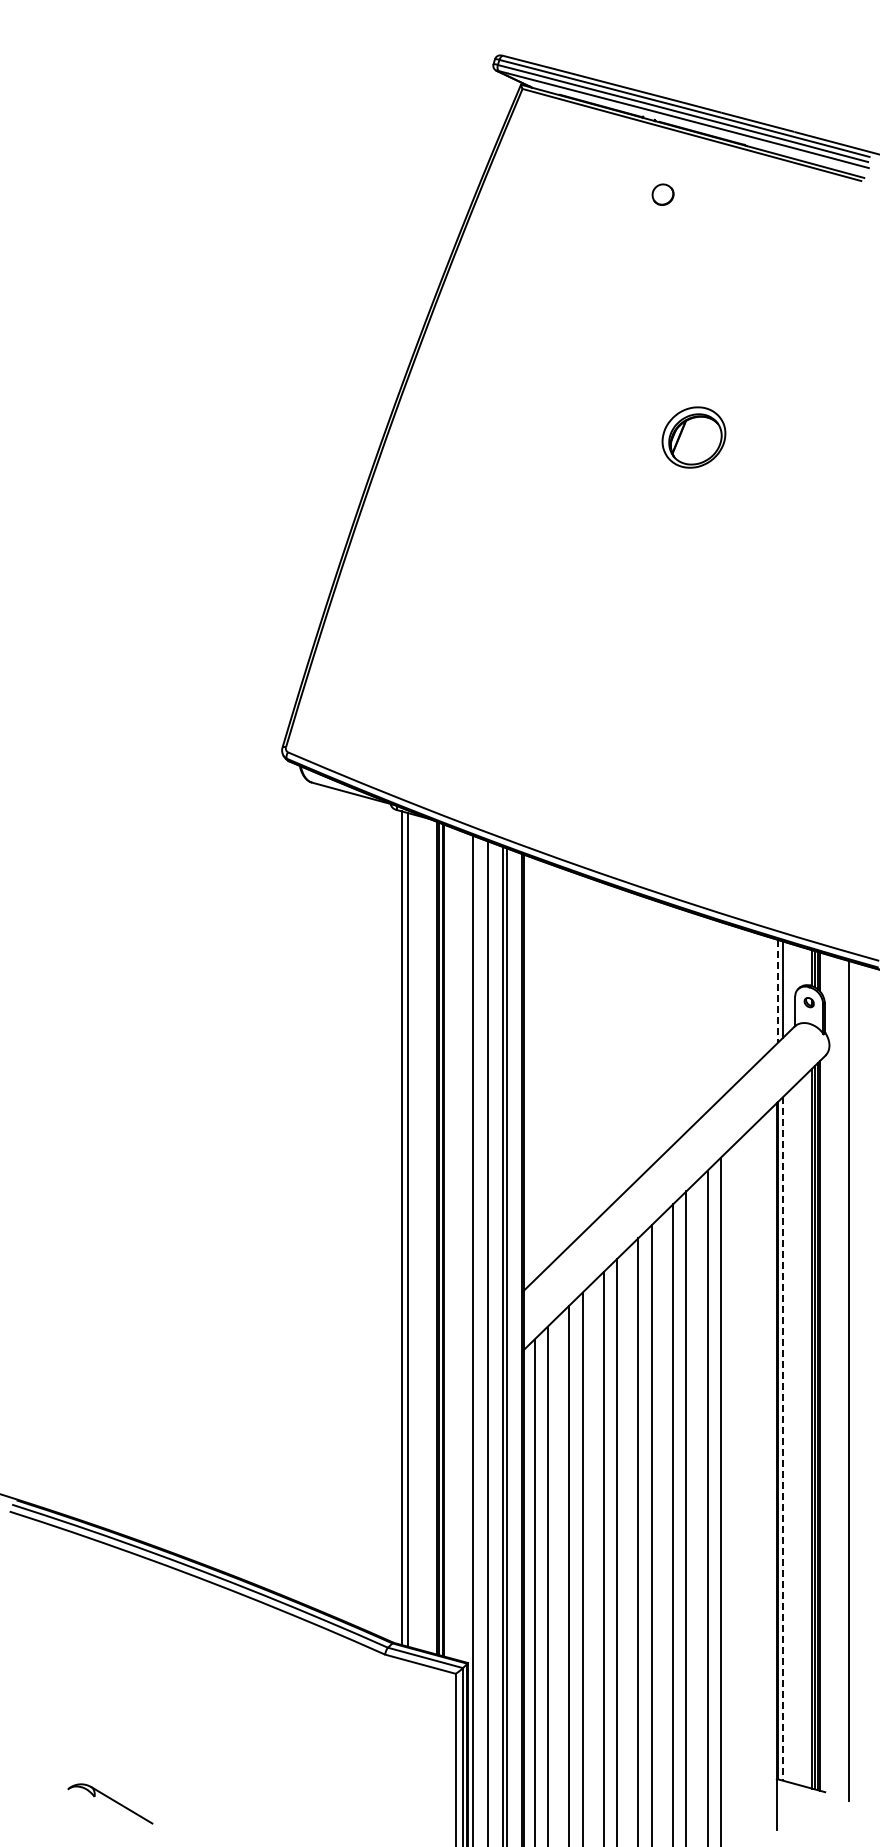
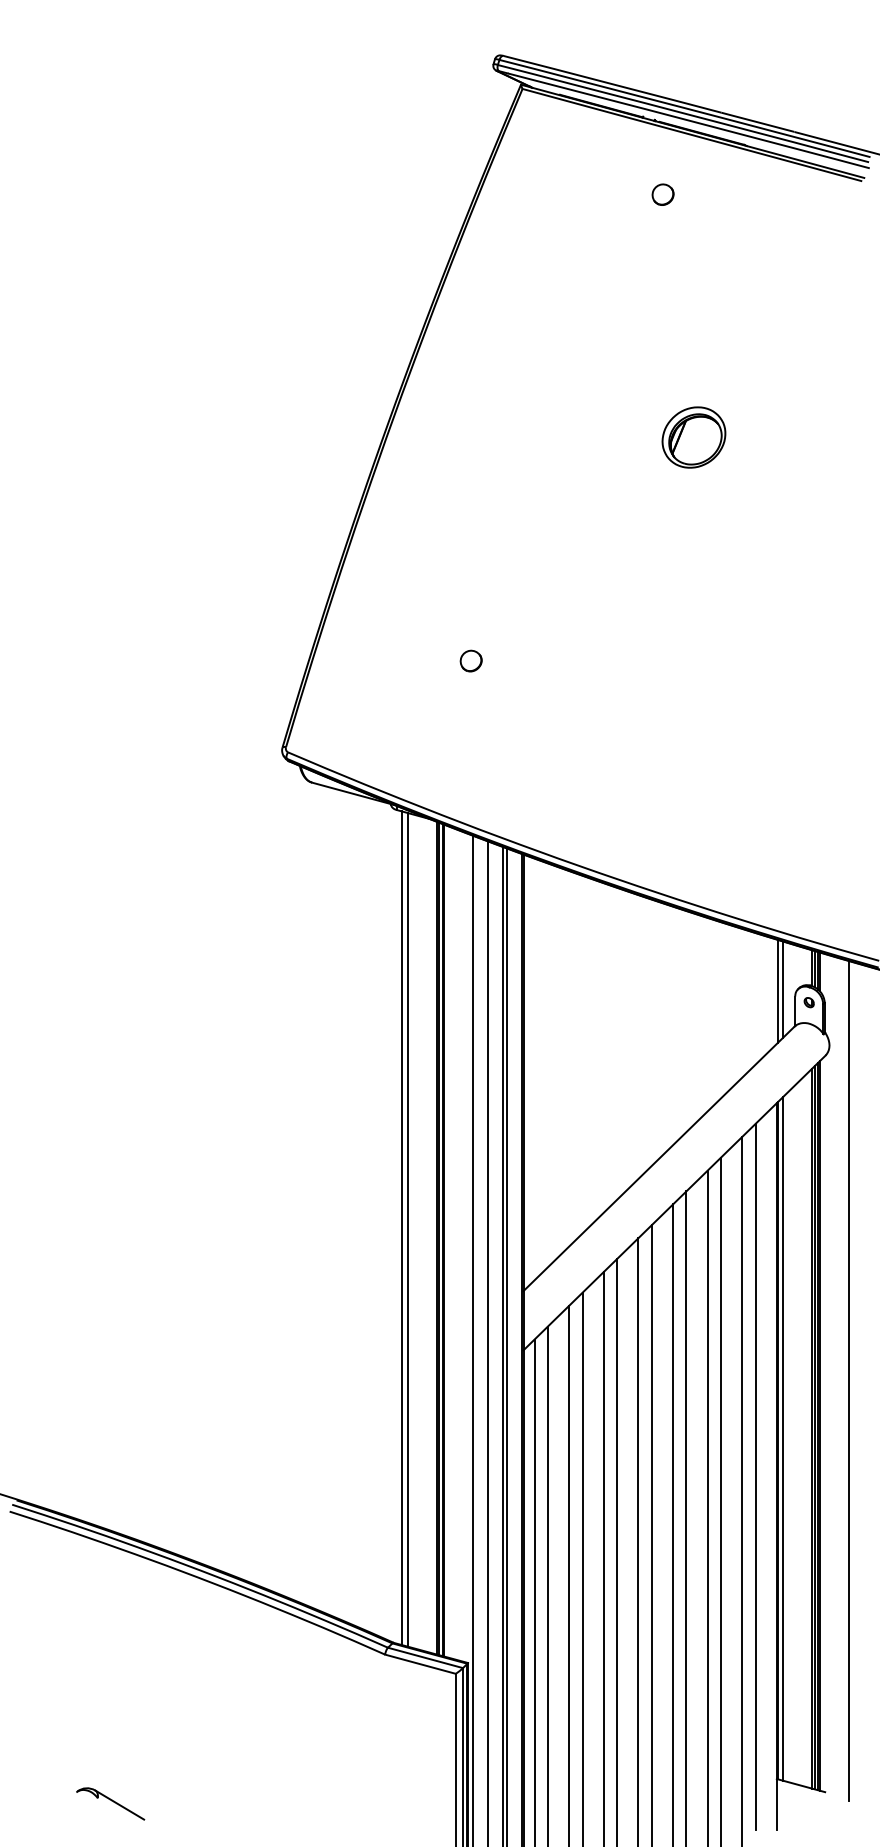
part: none -> present (470, 660)
line: dashed -> solid (777, 991)
line: dashed -> solid (783, 1438)
line: none -> present (755, 1476)
line: none -> present (742, 1489)
part size: 87x42 px -> 70x34 px (110, 1803)
